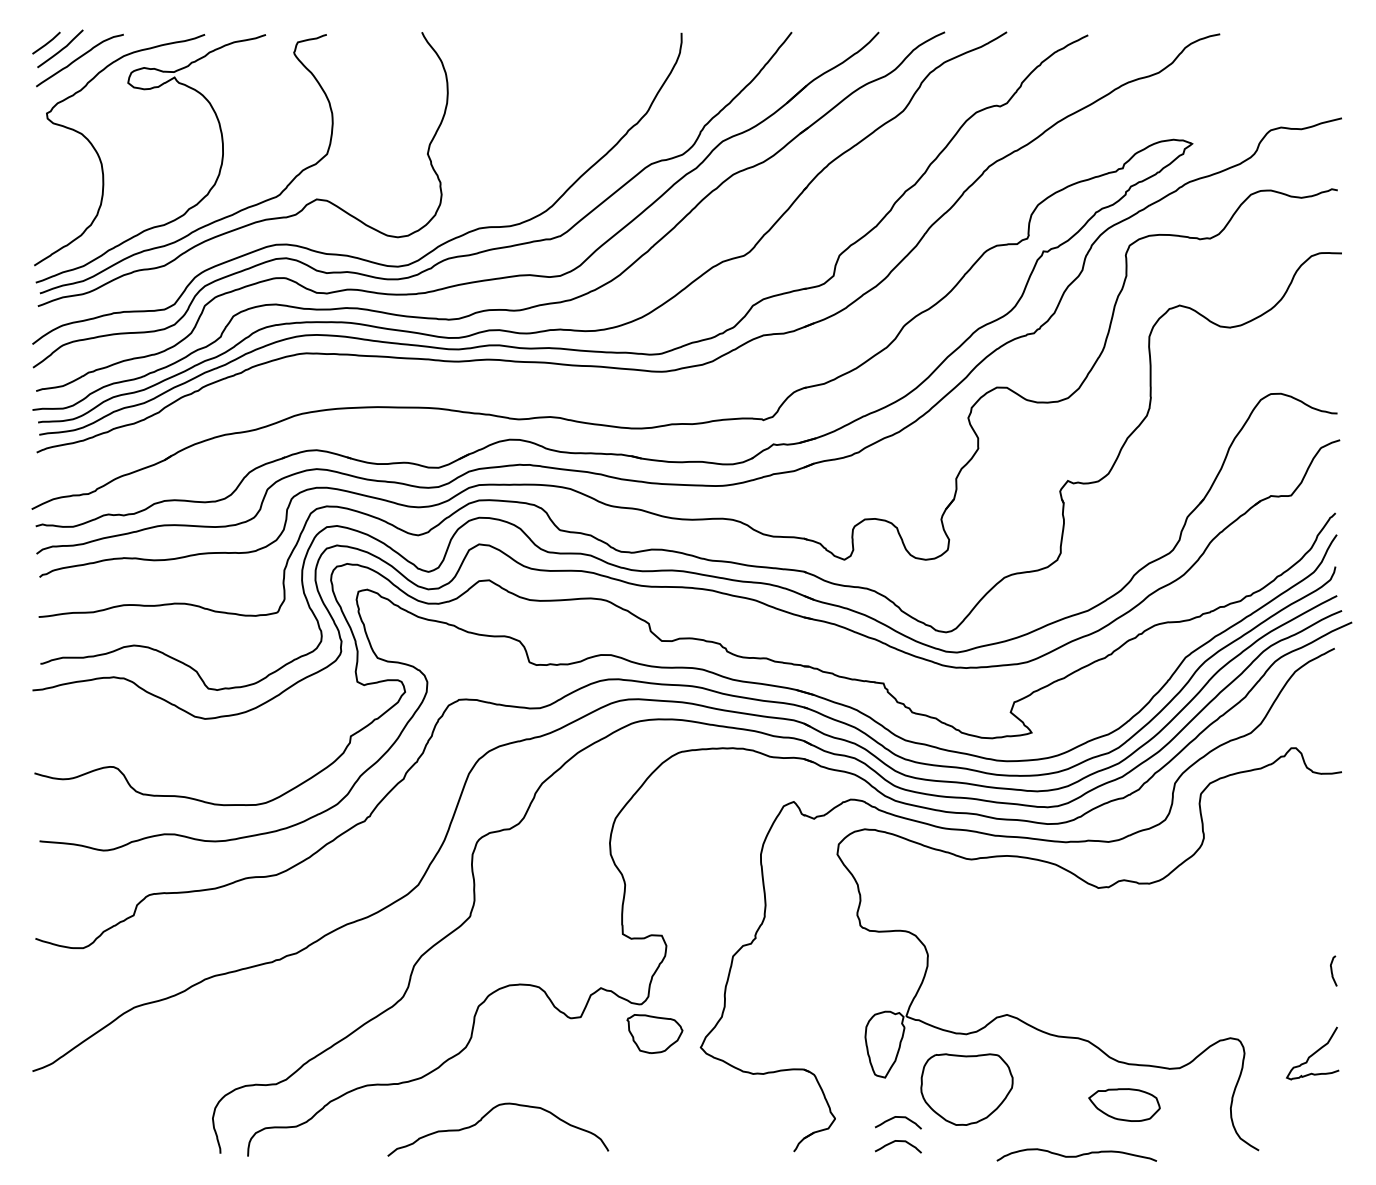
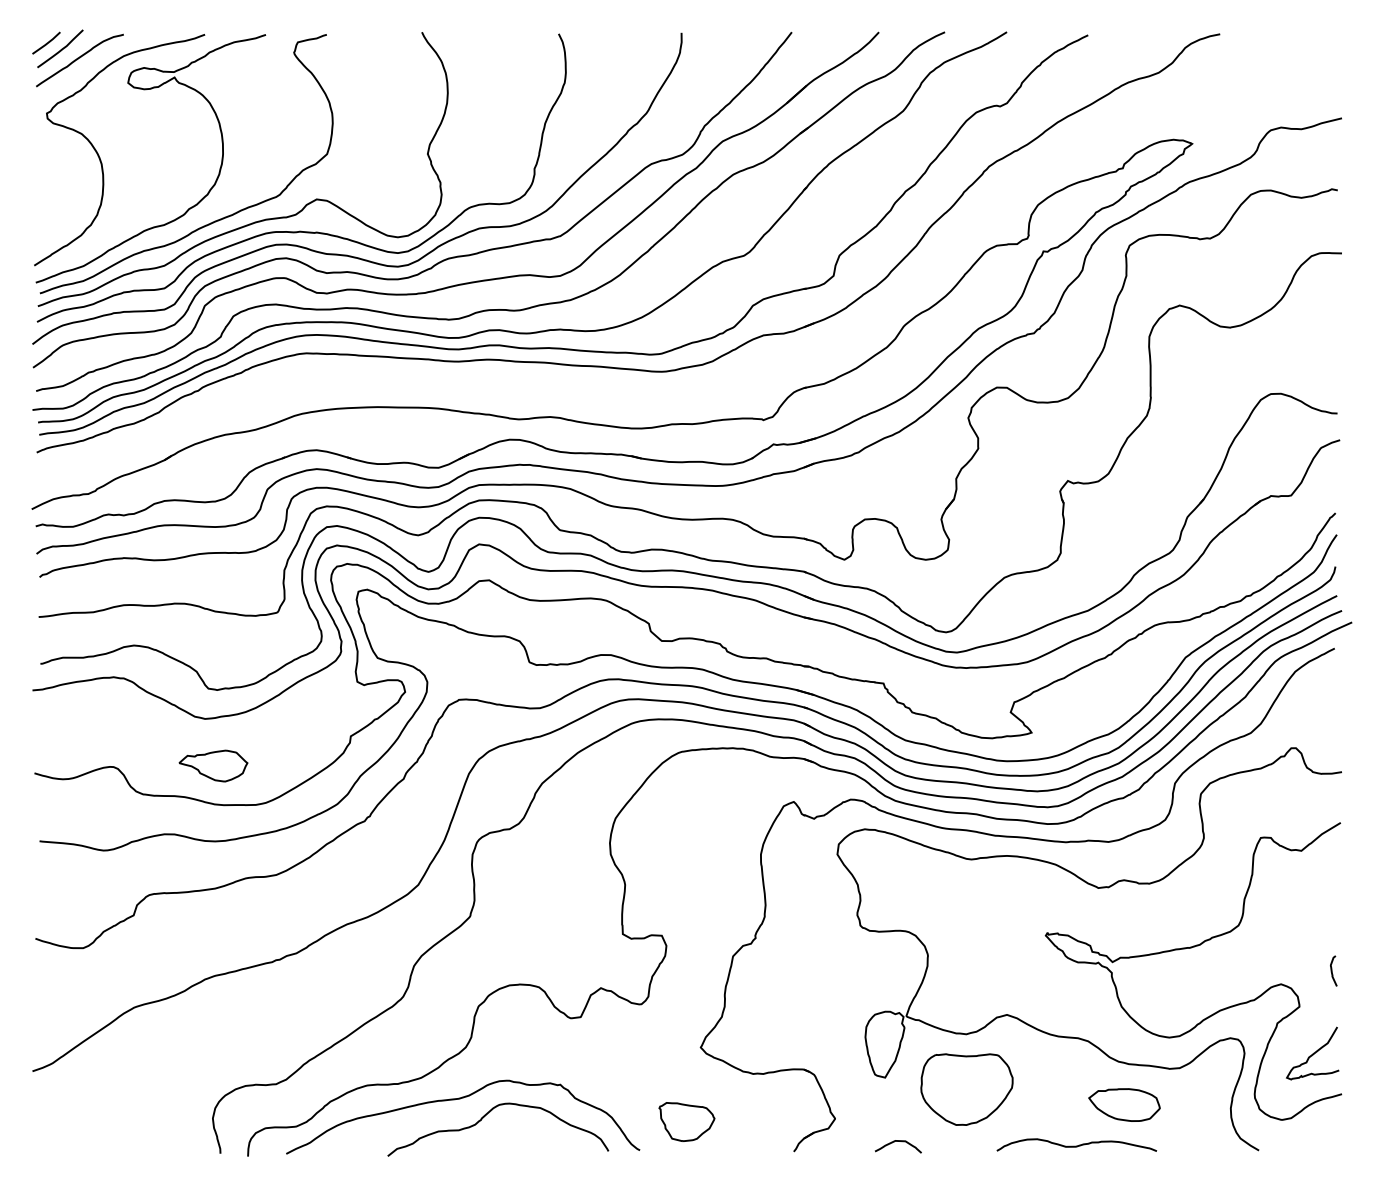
curve: none -> present (301, 230)
part: none -> present (213, 765)
curve: none -> present (1191, 948)
part position: (654, 1033) -> (686, 1121) (686, 1121)
curve: none -> present (460, 1099)
curve: present -> none (897, 1117)
curve position: (1076, 1155) -> (1076, 1145) (1076, 1145)
